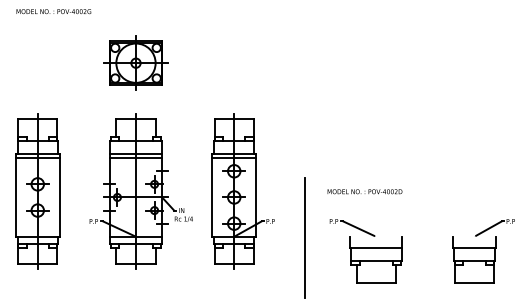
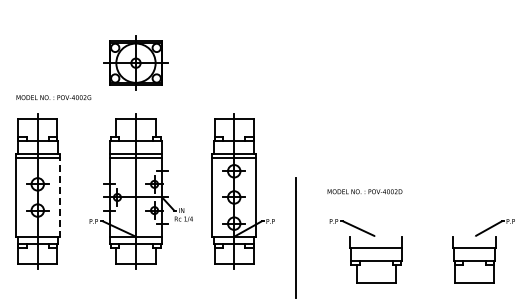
text position: (53, 11) -> (53, 97) (53, 97)
line: solid -> dashed (59, 195)
line position: (304, 237) -> (295, 237) (295, 237)
